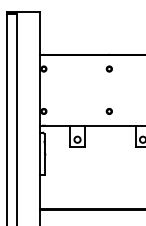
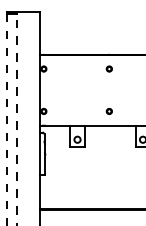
line: solid -> dashed (6, 119)
line: solid -> dashed (17, 119)
